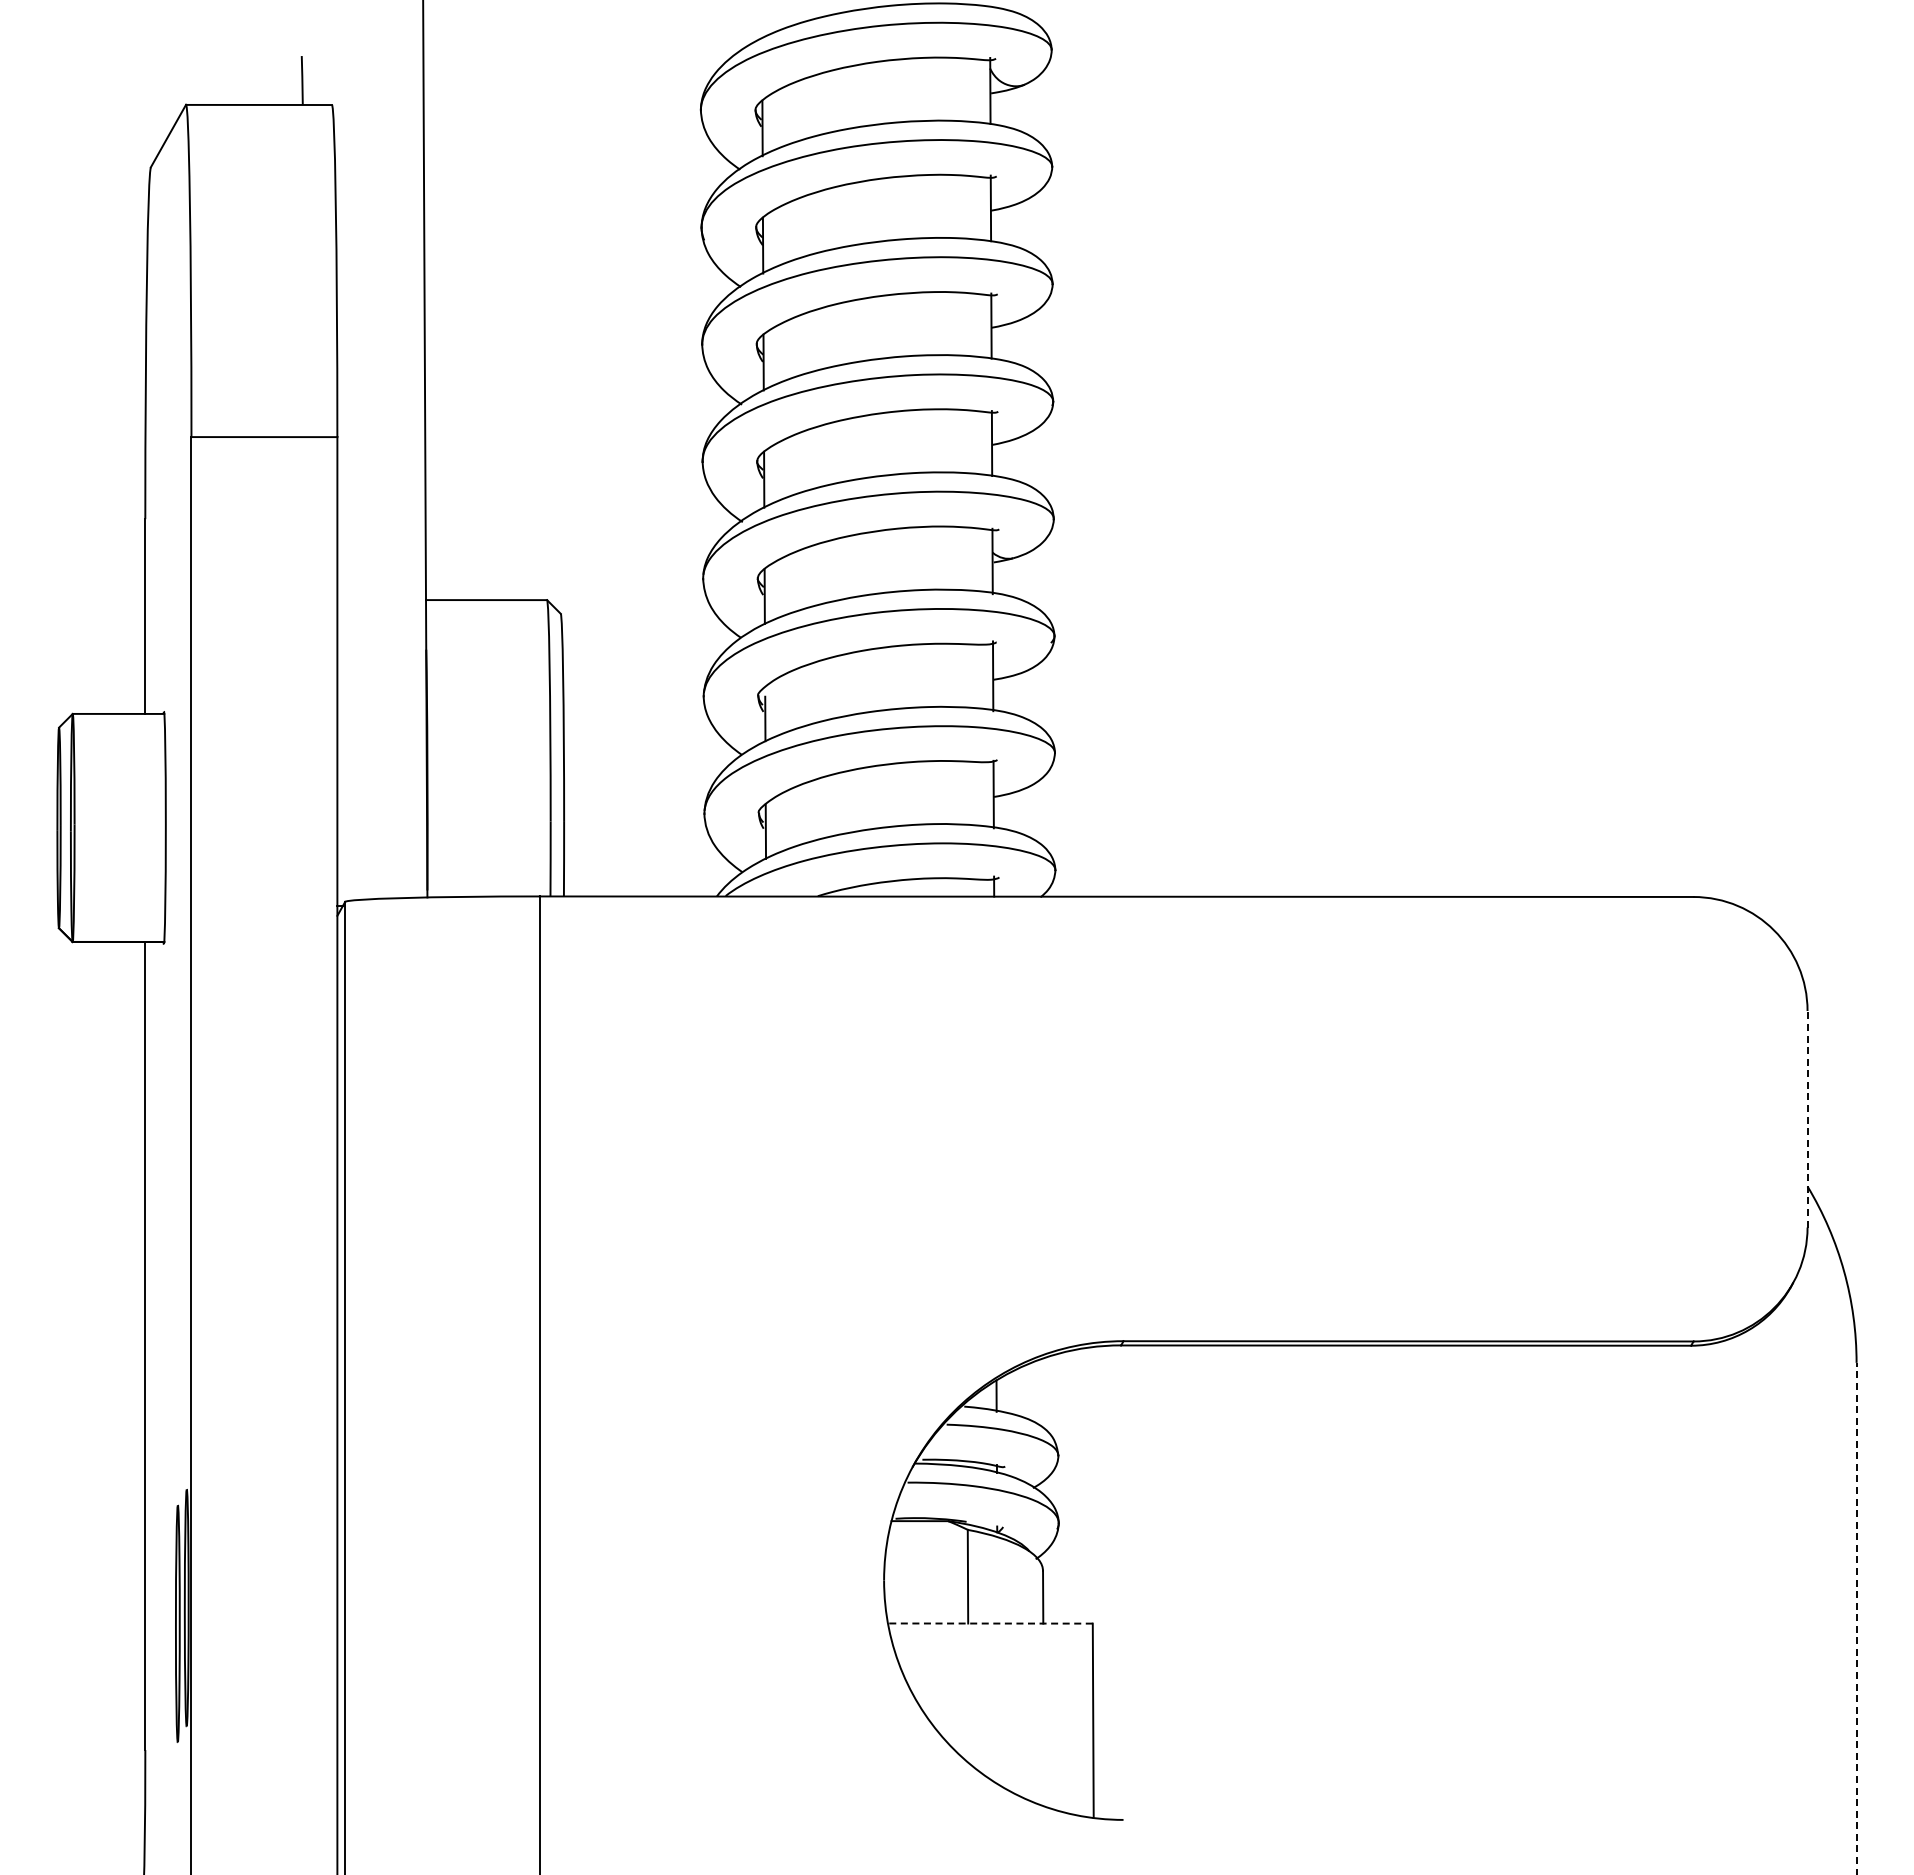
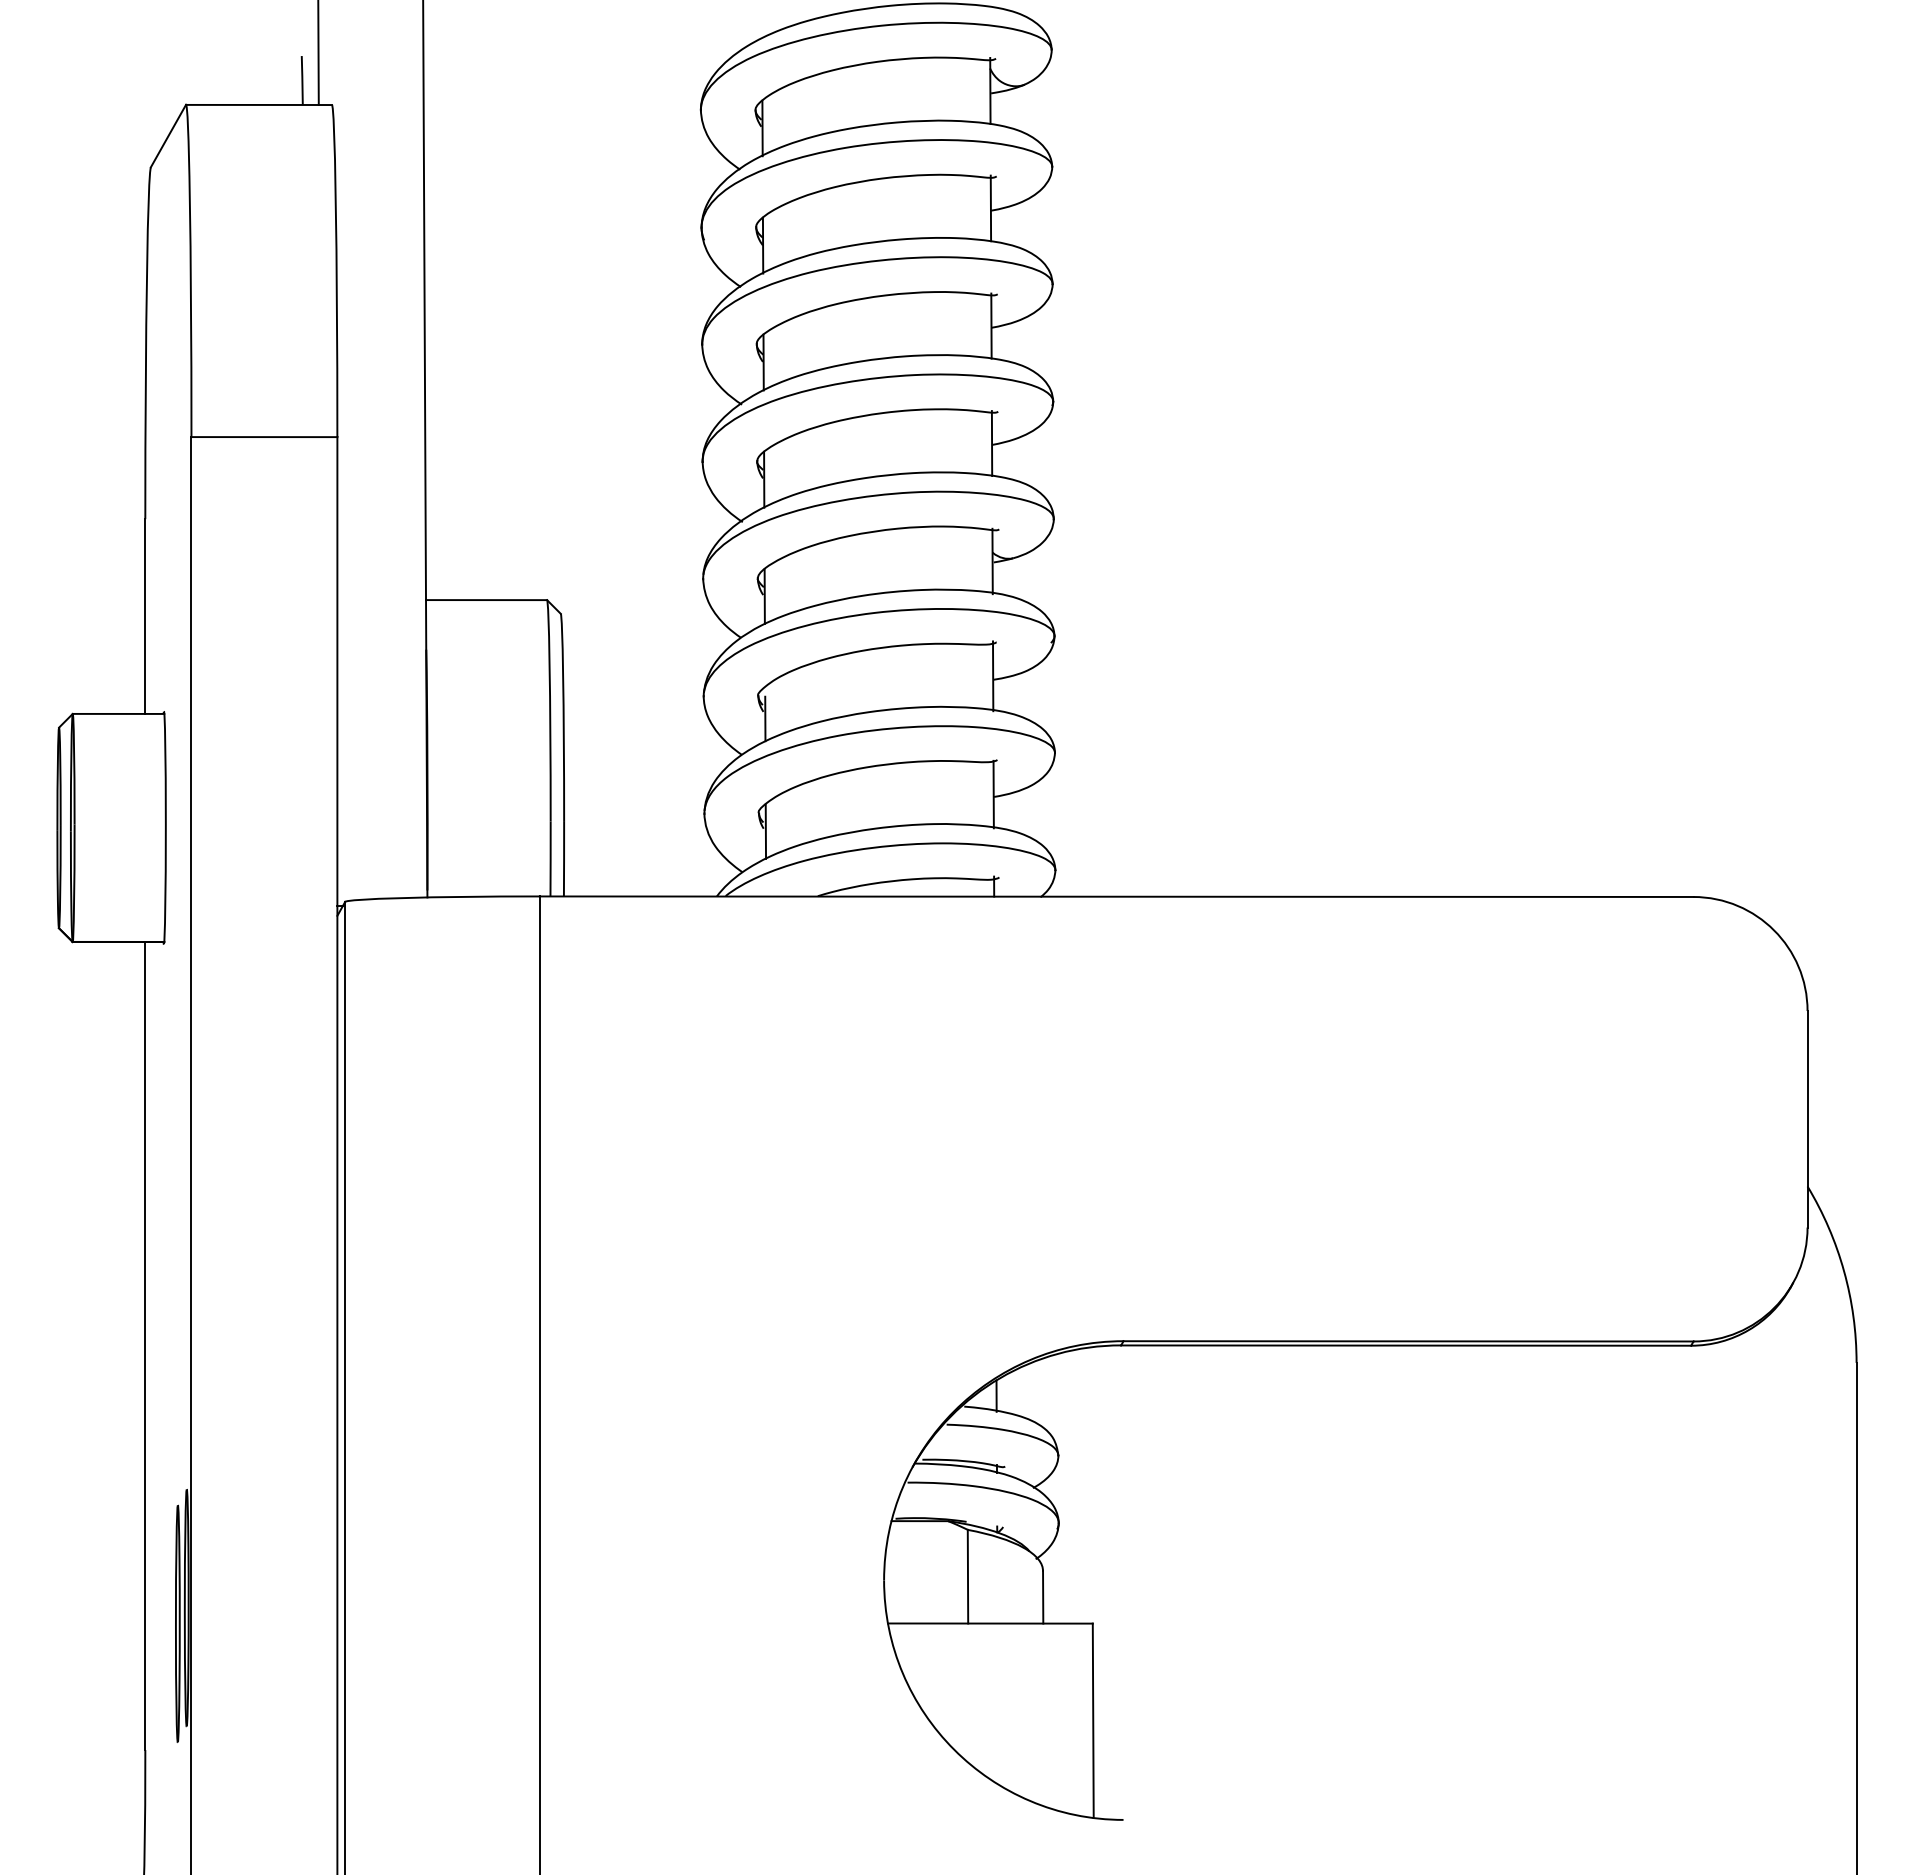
line: none -> present (318, 53)
line: dashed -> solid (1807, 1118)
line: dashed -> solid (1856, 1618)
line: dashed -> solid (989, 1623)
